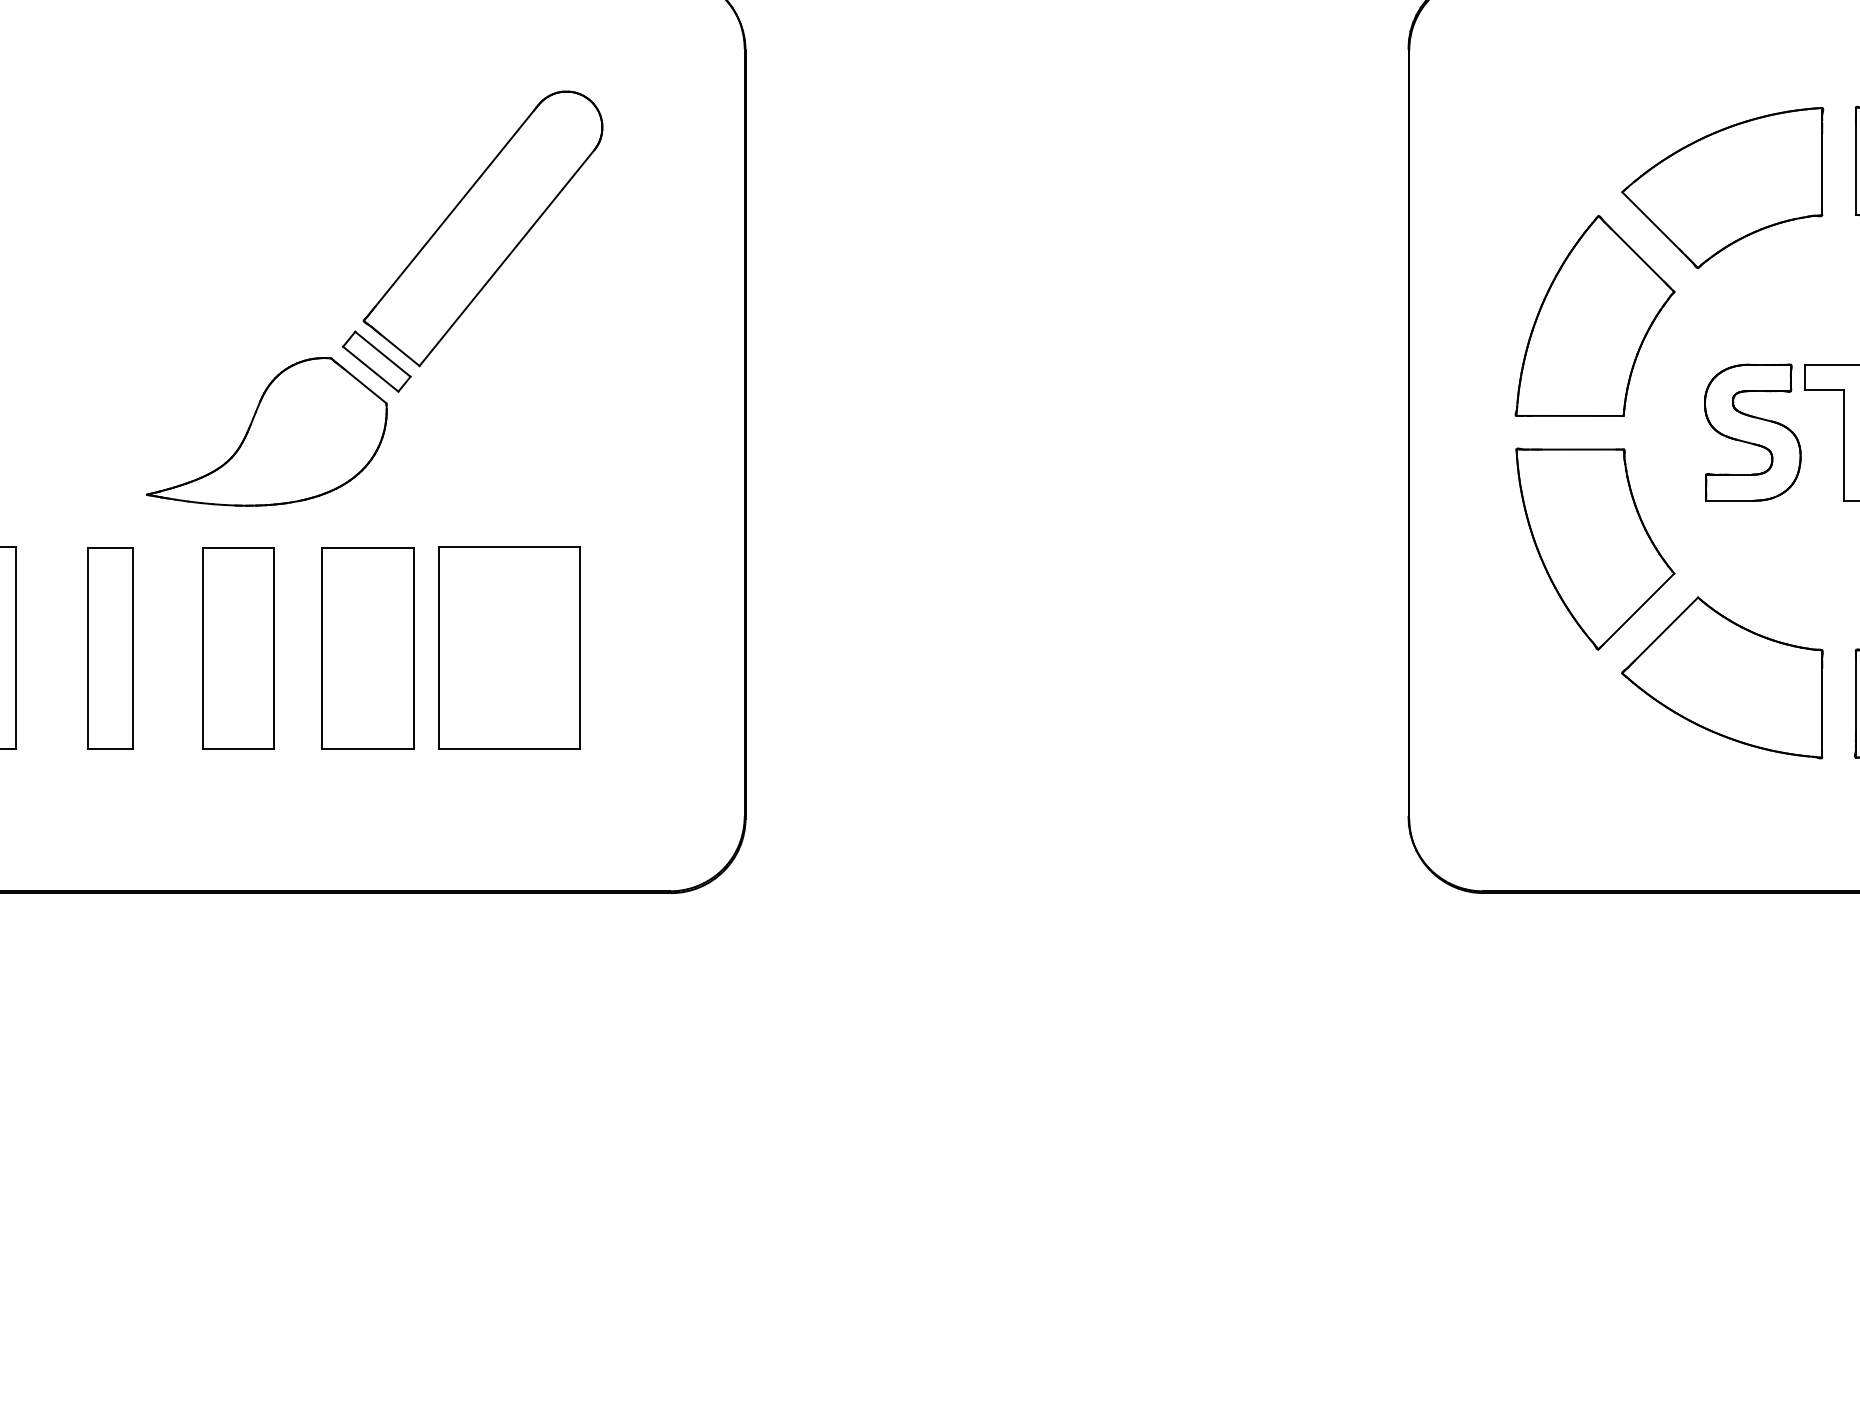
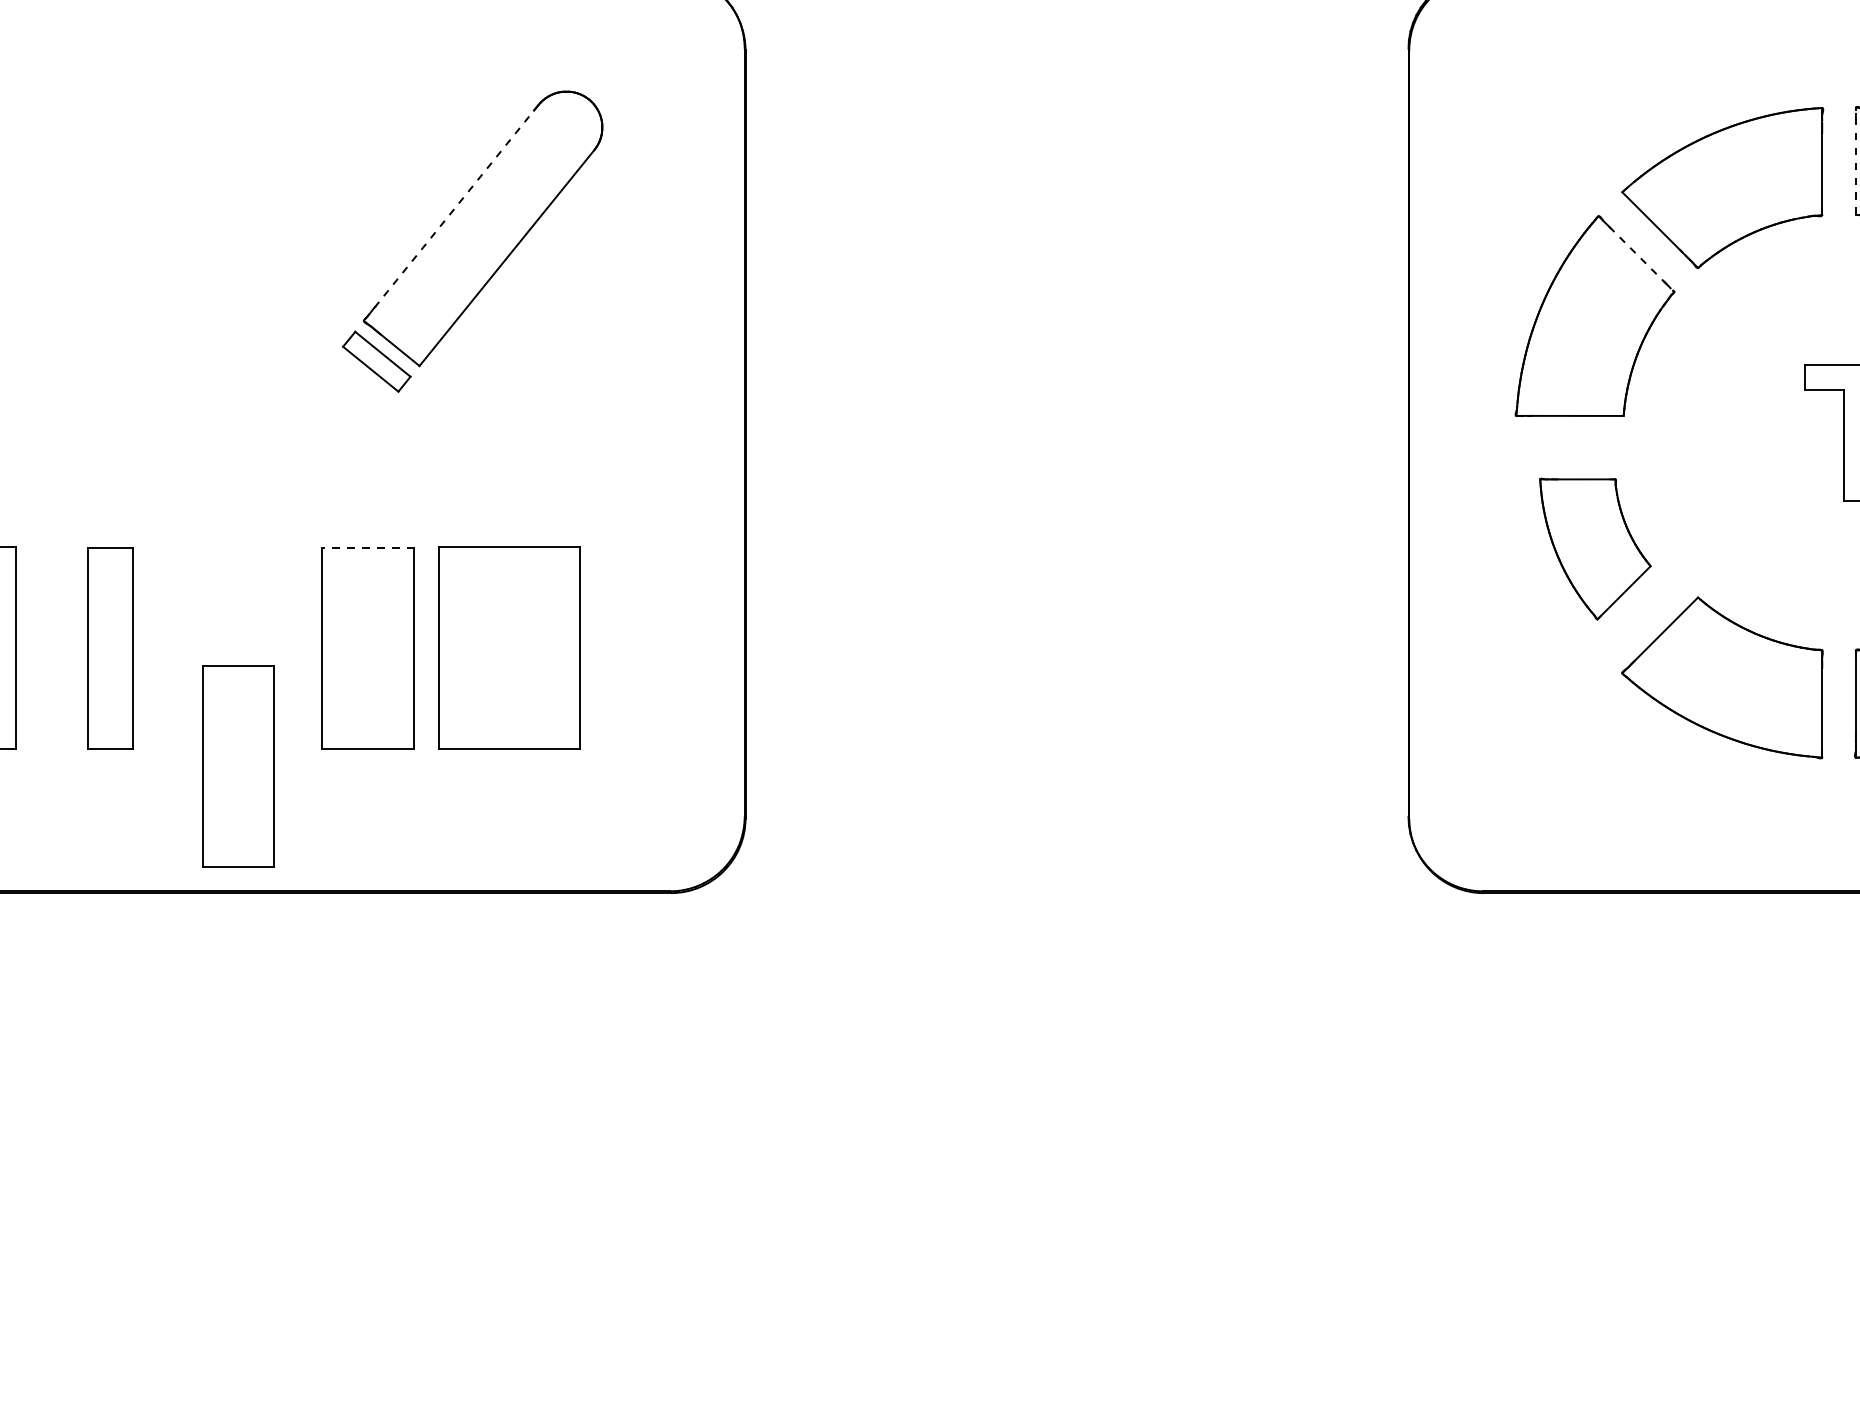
line: solid -> dashed (1855, 161)
line: solid -> dashed (451, 212)
line: solid -> dashed (1636, 254)
part: present -> none (266, 431)
part: present -> none (1752, 432)
line: solid -> dashed (367, 547)
part size: 161x204 px -> 113x144 px (1595, 548)
part position: (238, 648) -> (238, 766) (238, 766)
